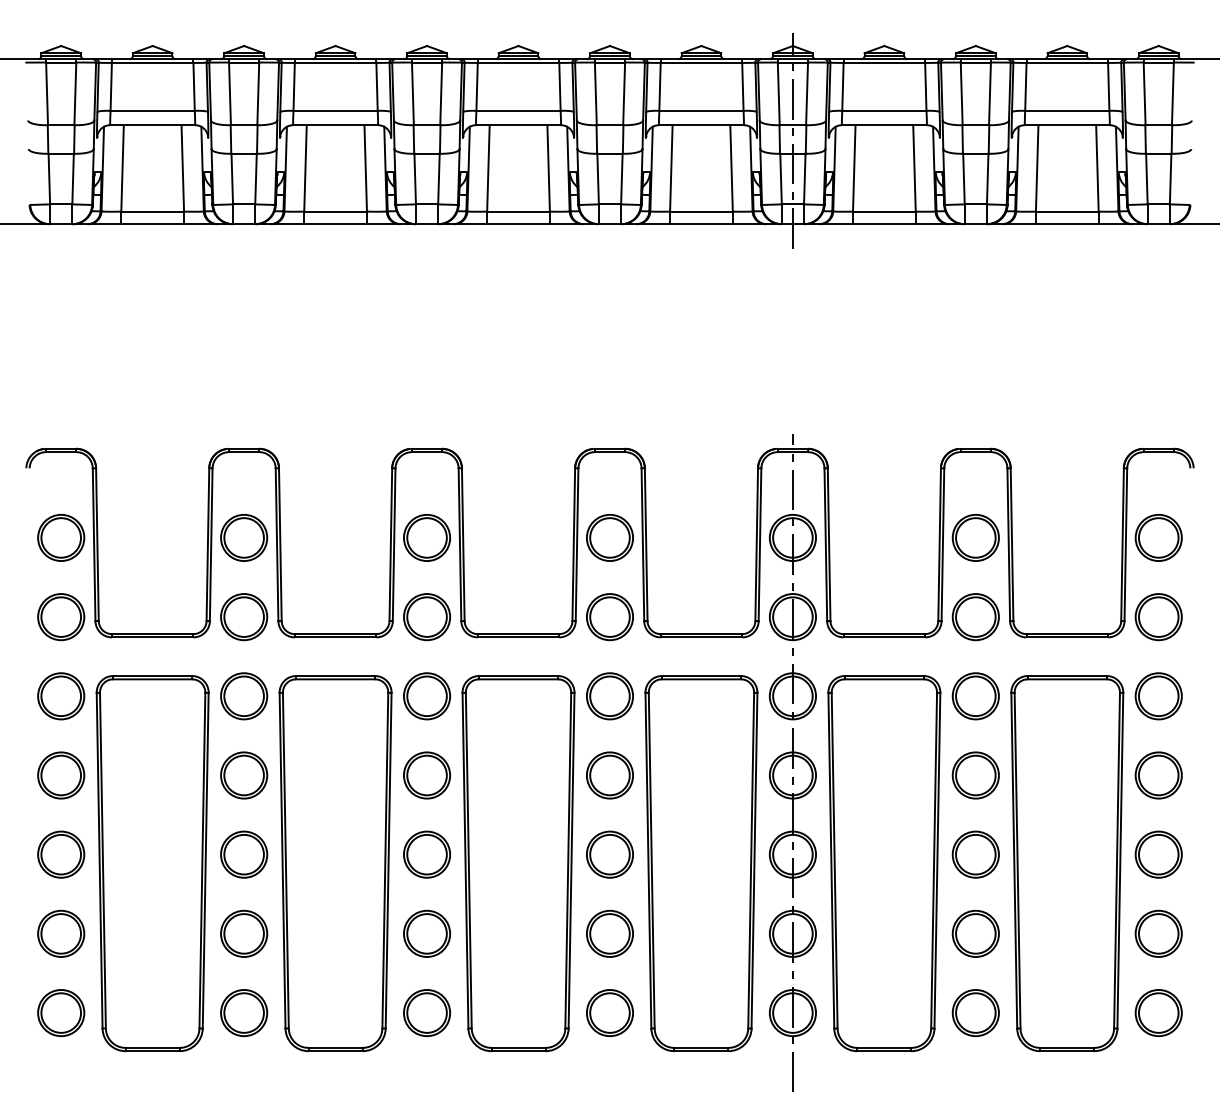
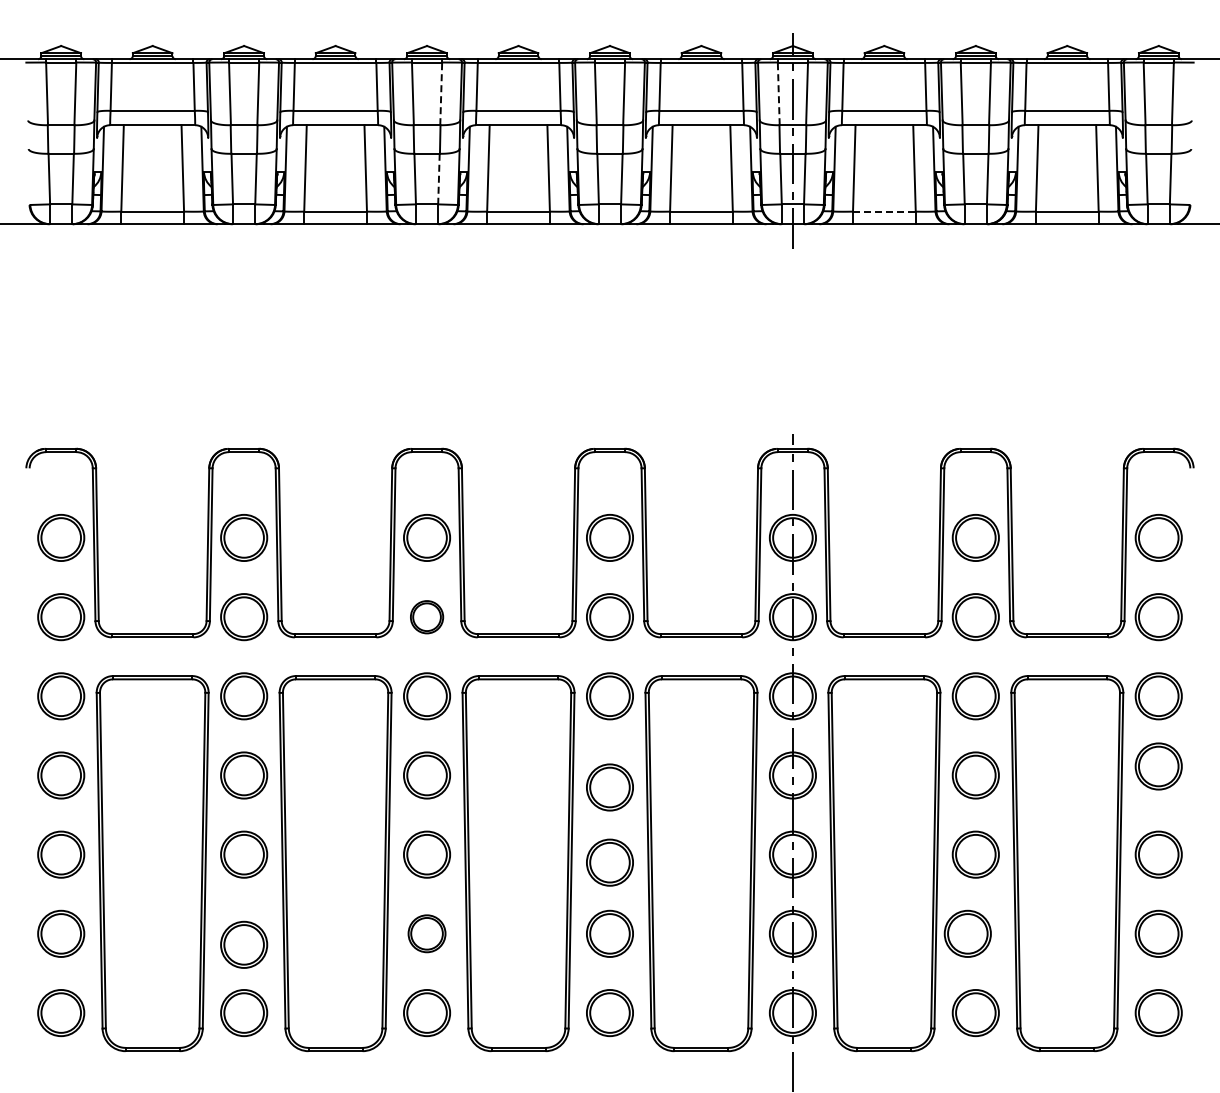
line: solid -> dashed (441, 93)
line: solid -> dashed (778, 93)
line: solid -> dashed (438, 179)
line: solid -> dashed (884, 211)
part size: 48x49 px -> 35x35 px (427, 617)
part position: (609, 775) -> (609, 787) (609, 787)
part position: (1158, 775) -> (1158, 766) (1158, 766)
part position: (609, 854) -> (609, 862) (609, 862)
part position: (244, 933) -> (244, 944) (244, 944)
part size: 48x49 px -> 40x40 px (426, 933)
part position: (975, 933) -> (967, 933) (967, 933)
